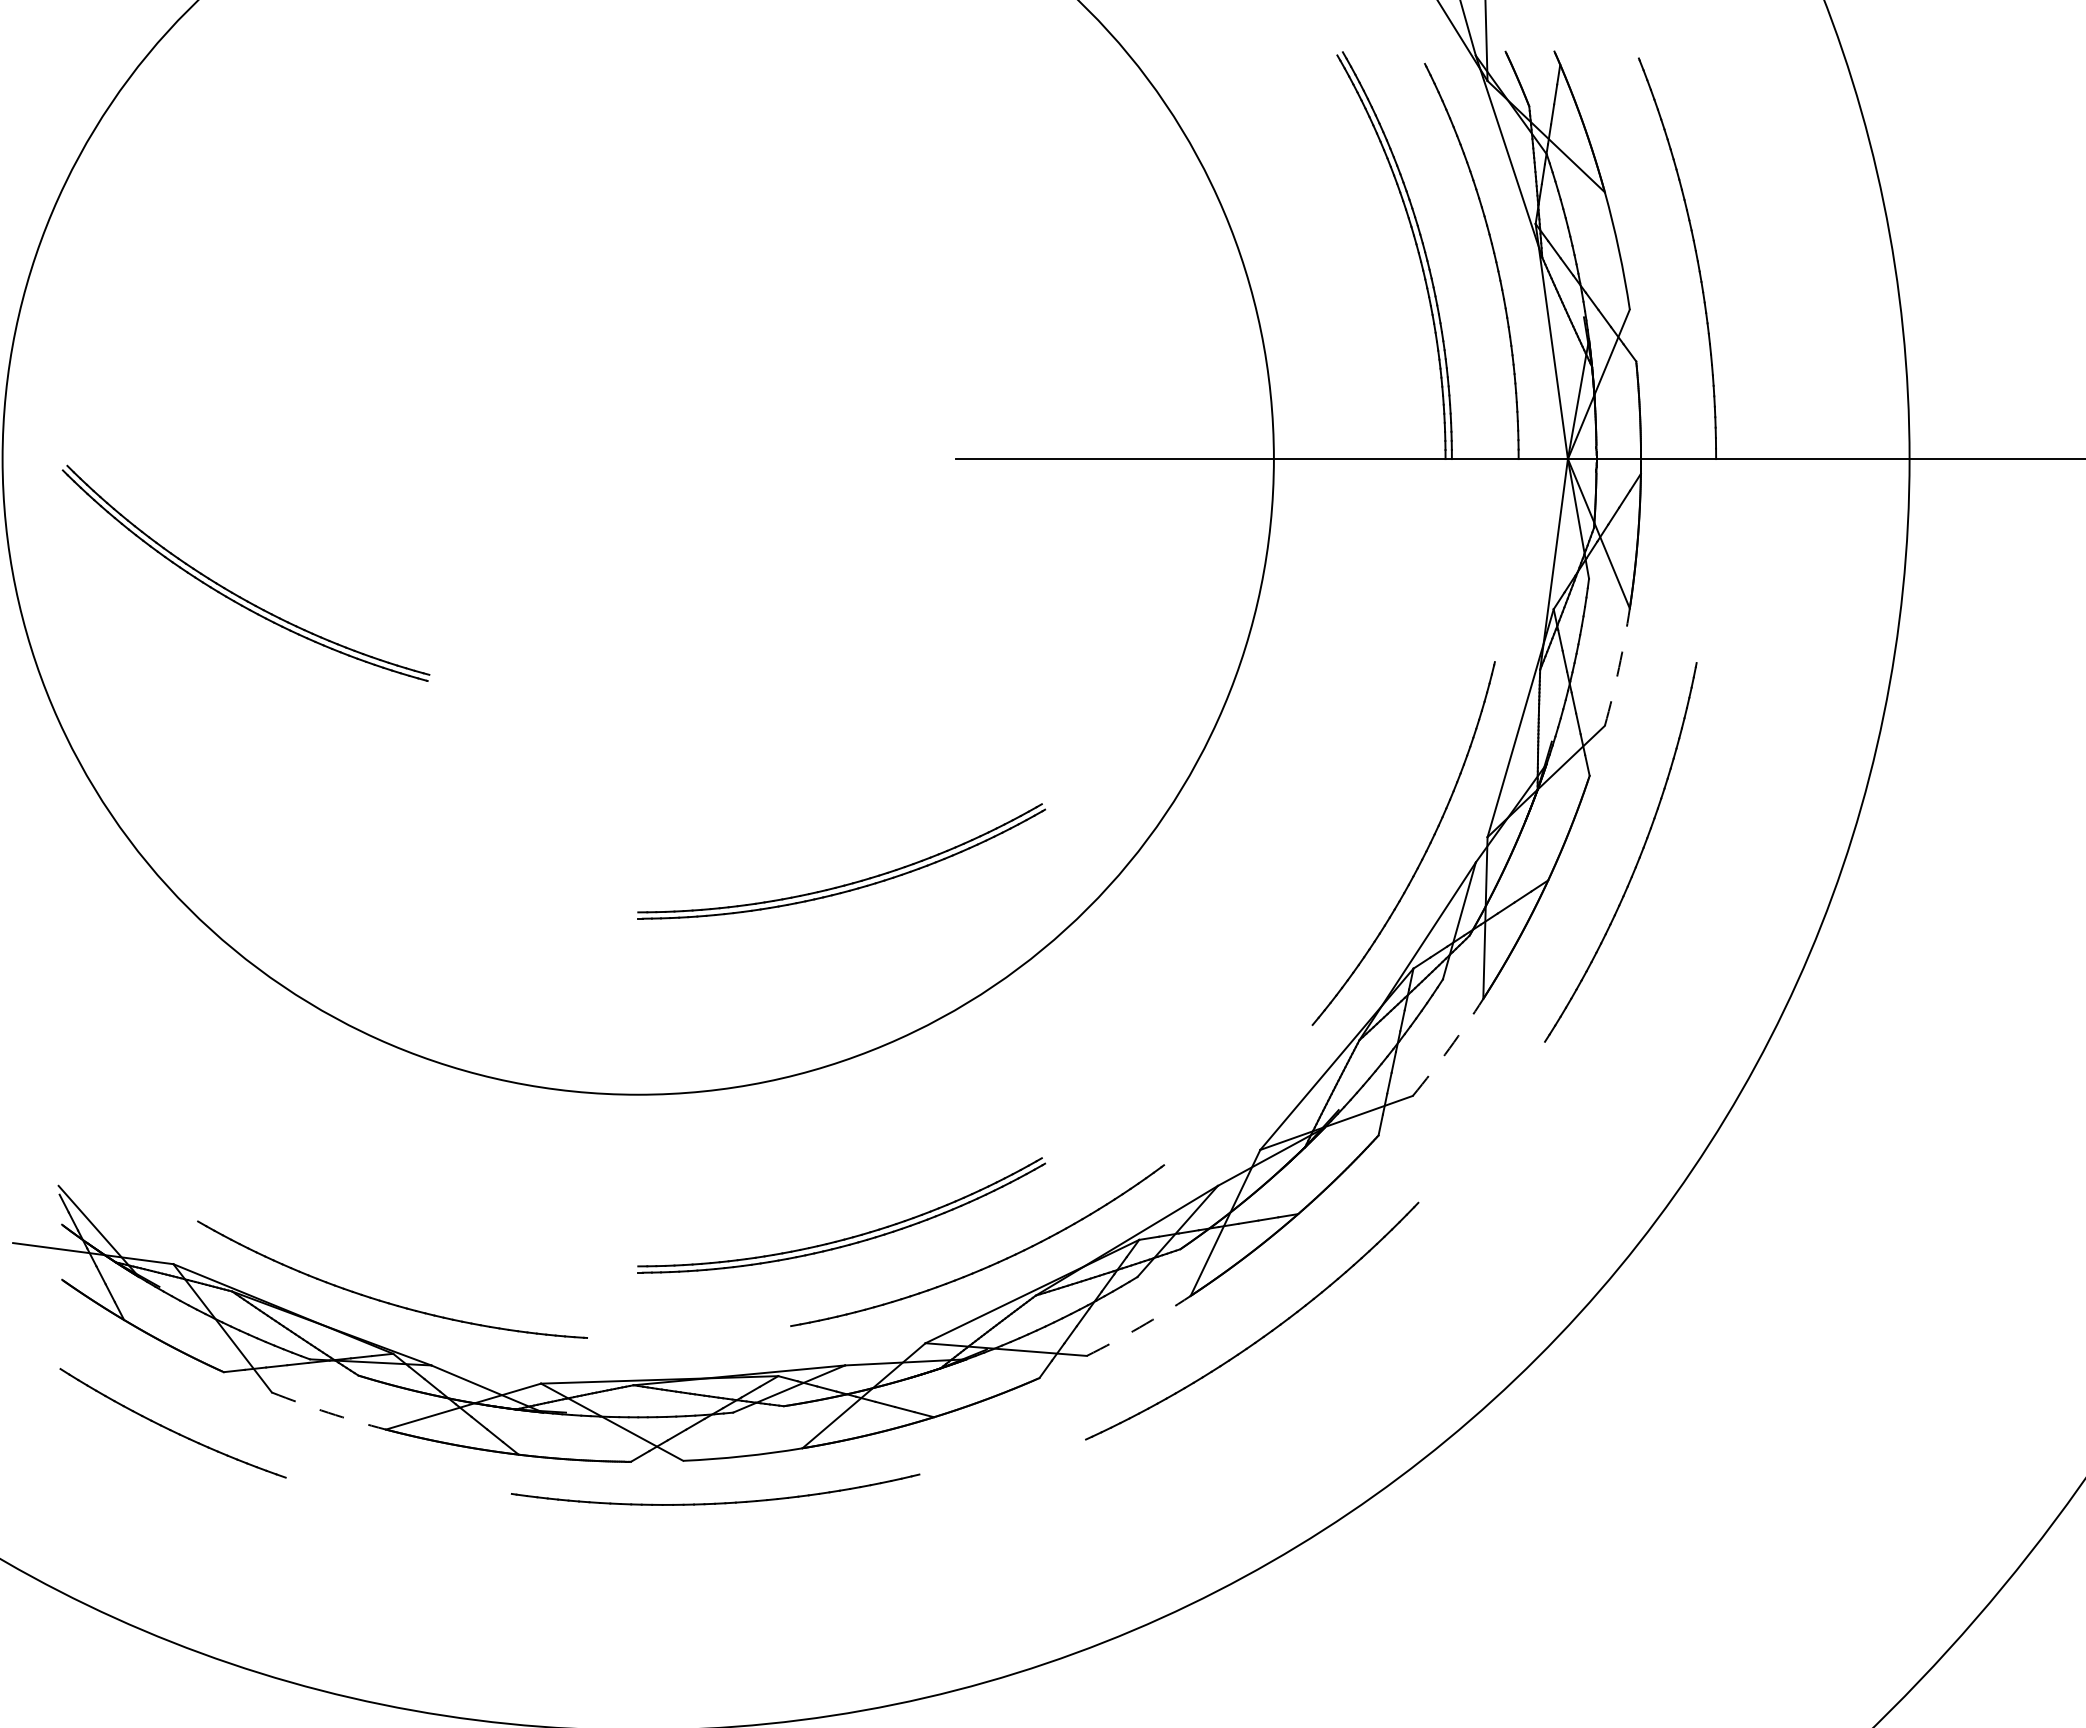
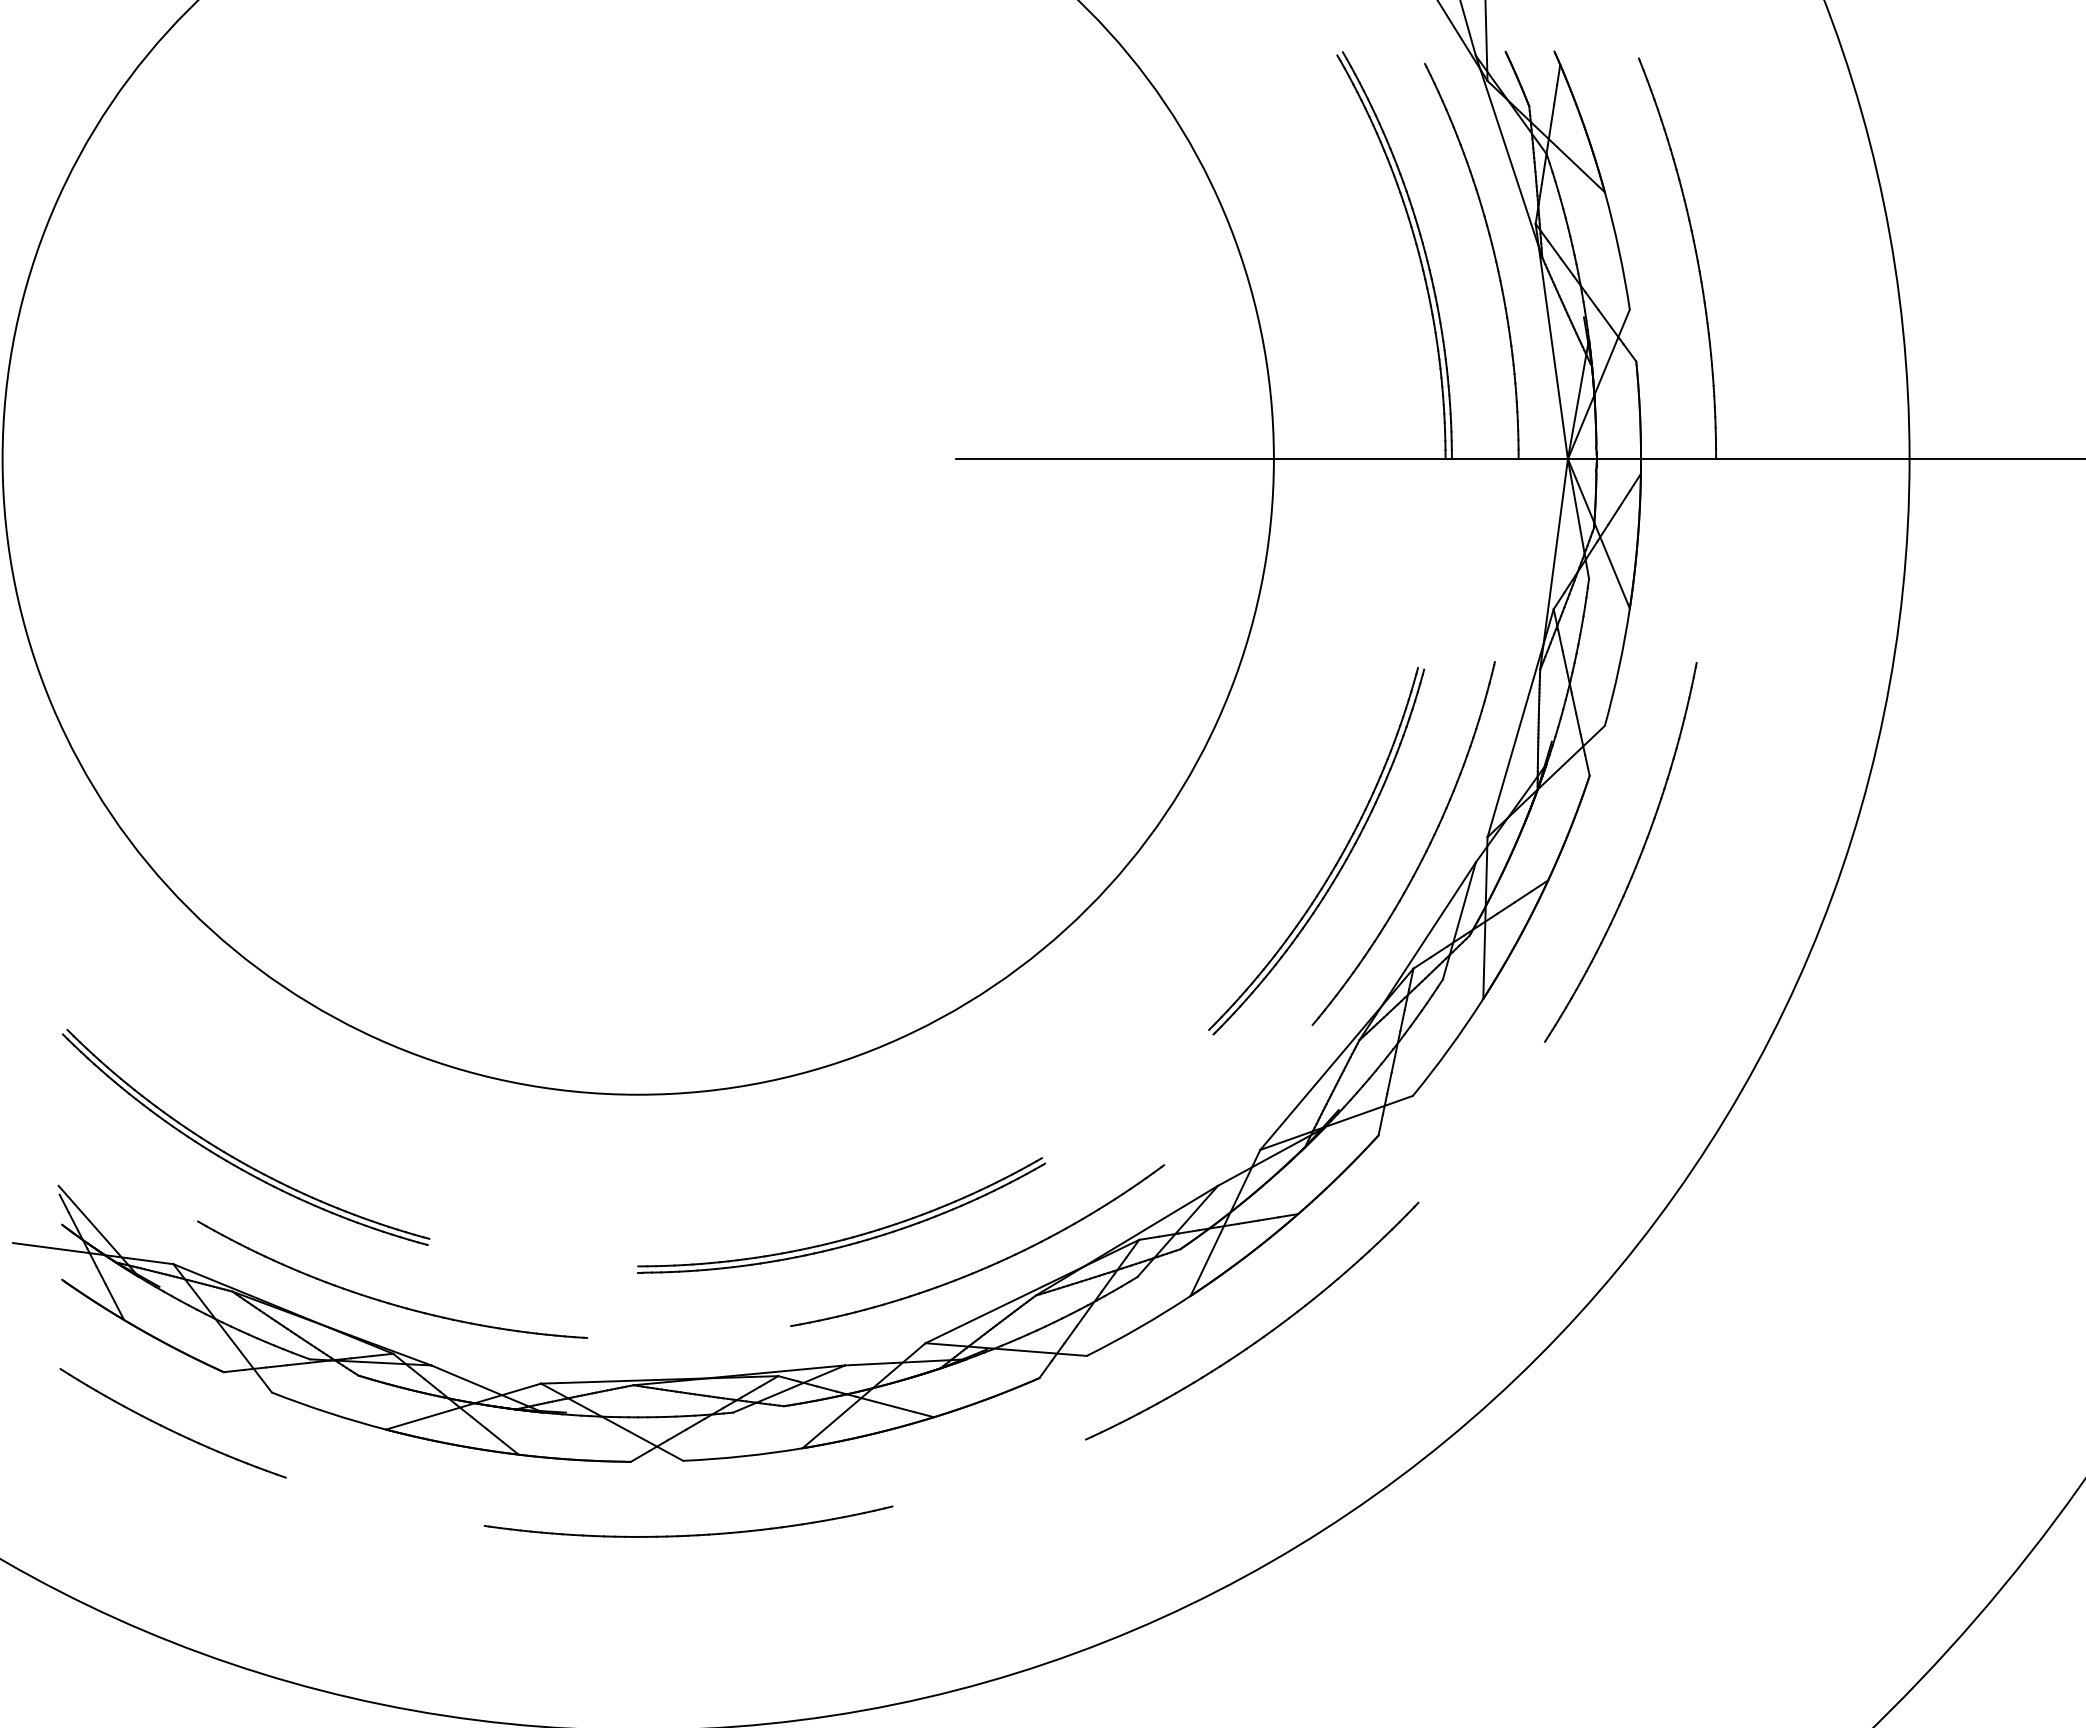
part position: (232, 591) -> (232, 1155) (232, 1155)
arc: dashed -> solid (1619, 667)
part: none -> present (1335, 863)
part: present -> none (847, 883)
arc: dashed -> solid (1449, 1048)
arc: dashed -> solid (1139, 1327)
arc: dashed -> solid (328, 1412)
part position: (715, 1502) -> (688, 1534) (688, 1534)
